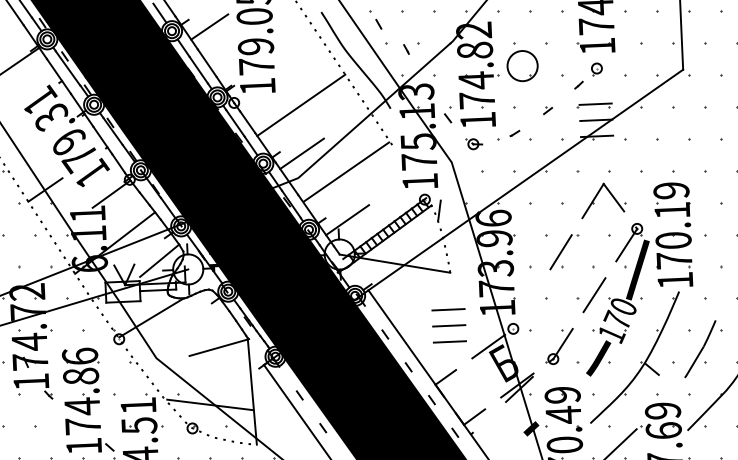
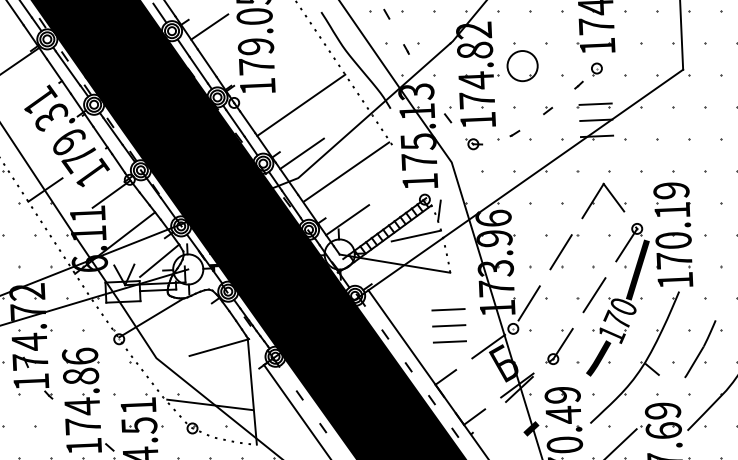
line position: (378, 23) -> (386, 13) (386, 13)
line: none -> present (415, 235)
line: none -> present (528, 303)
